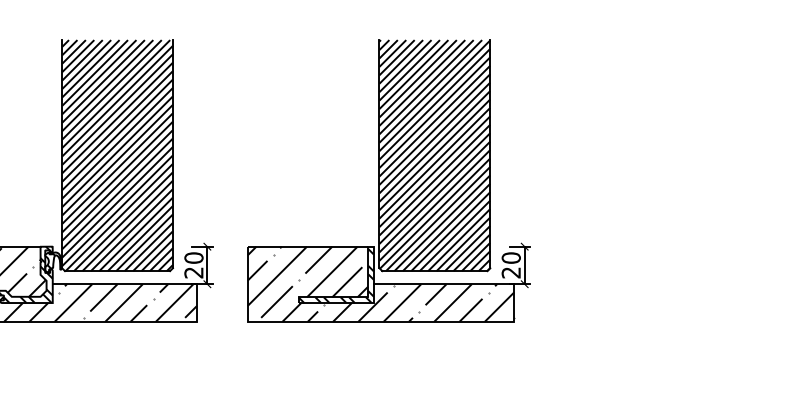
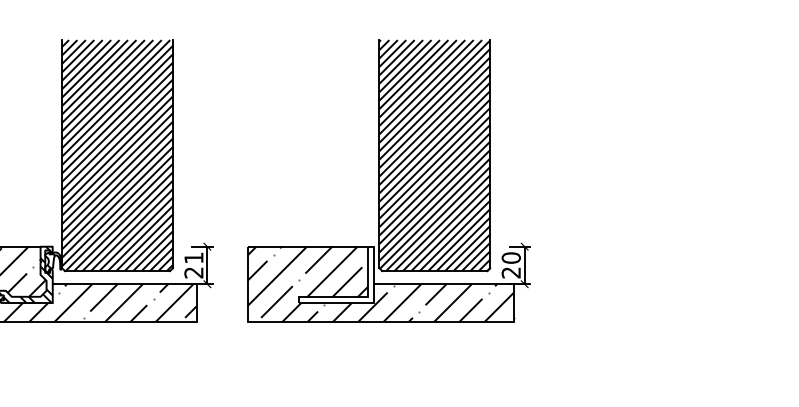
text: 20 -> 21 (193, 257)
hatch: present -> none (335, 275)
